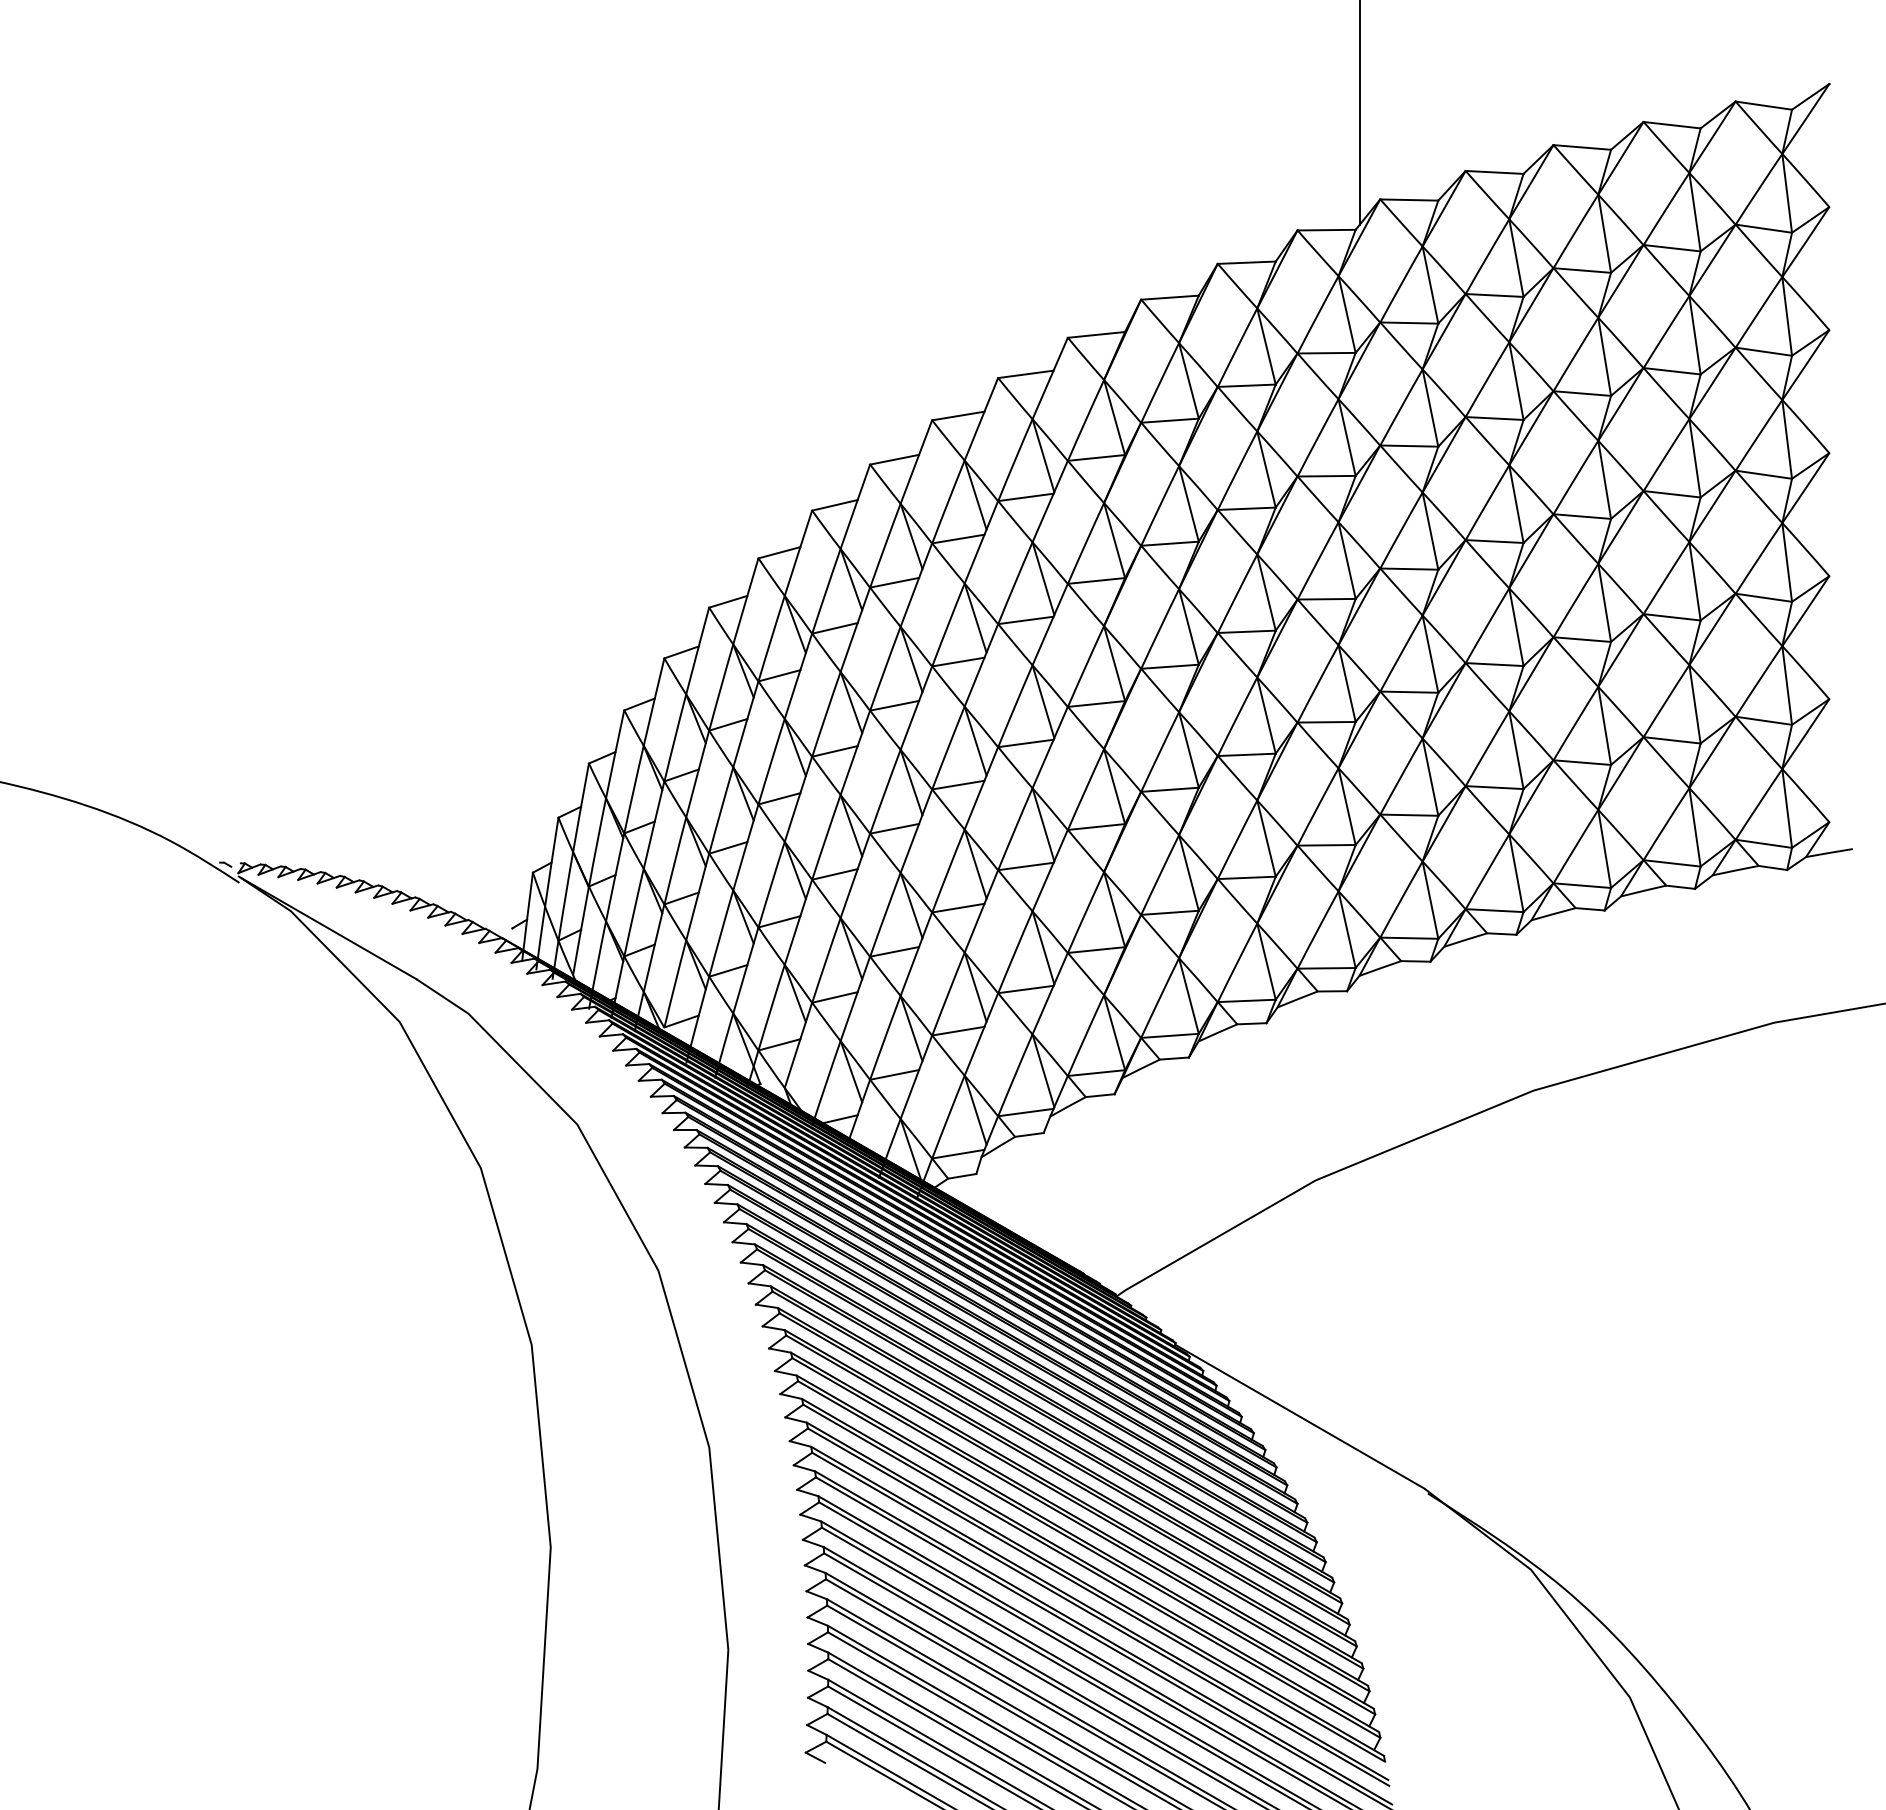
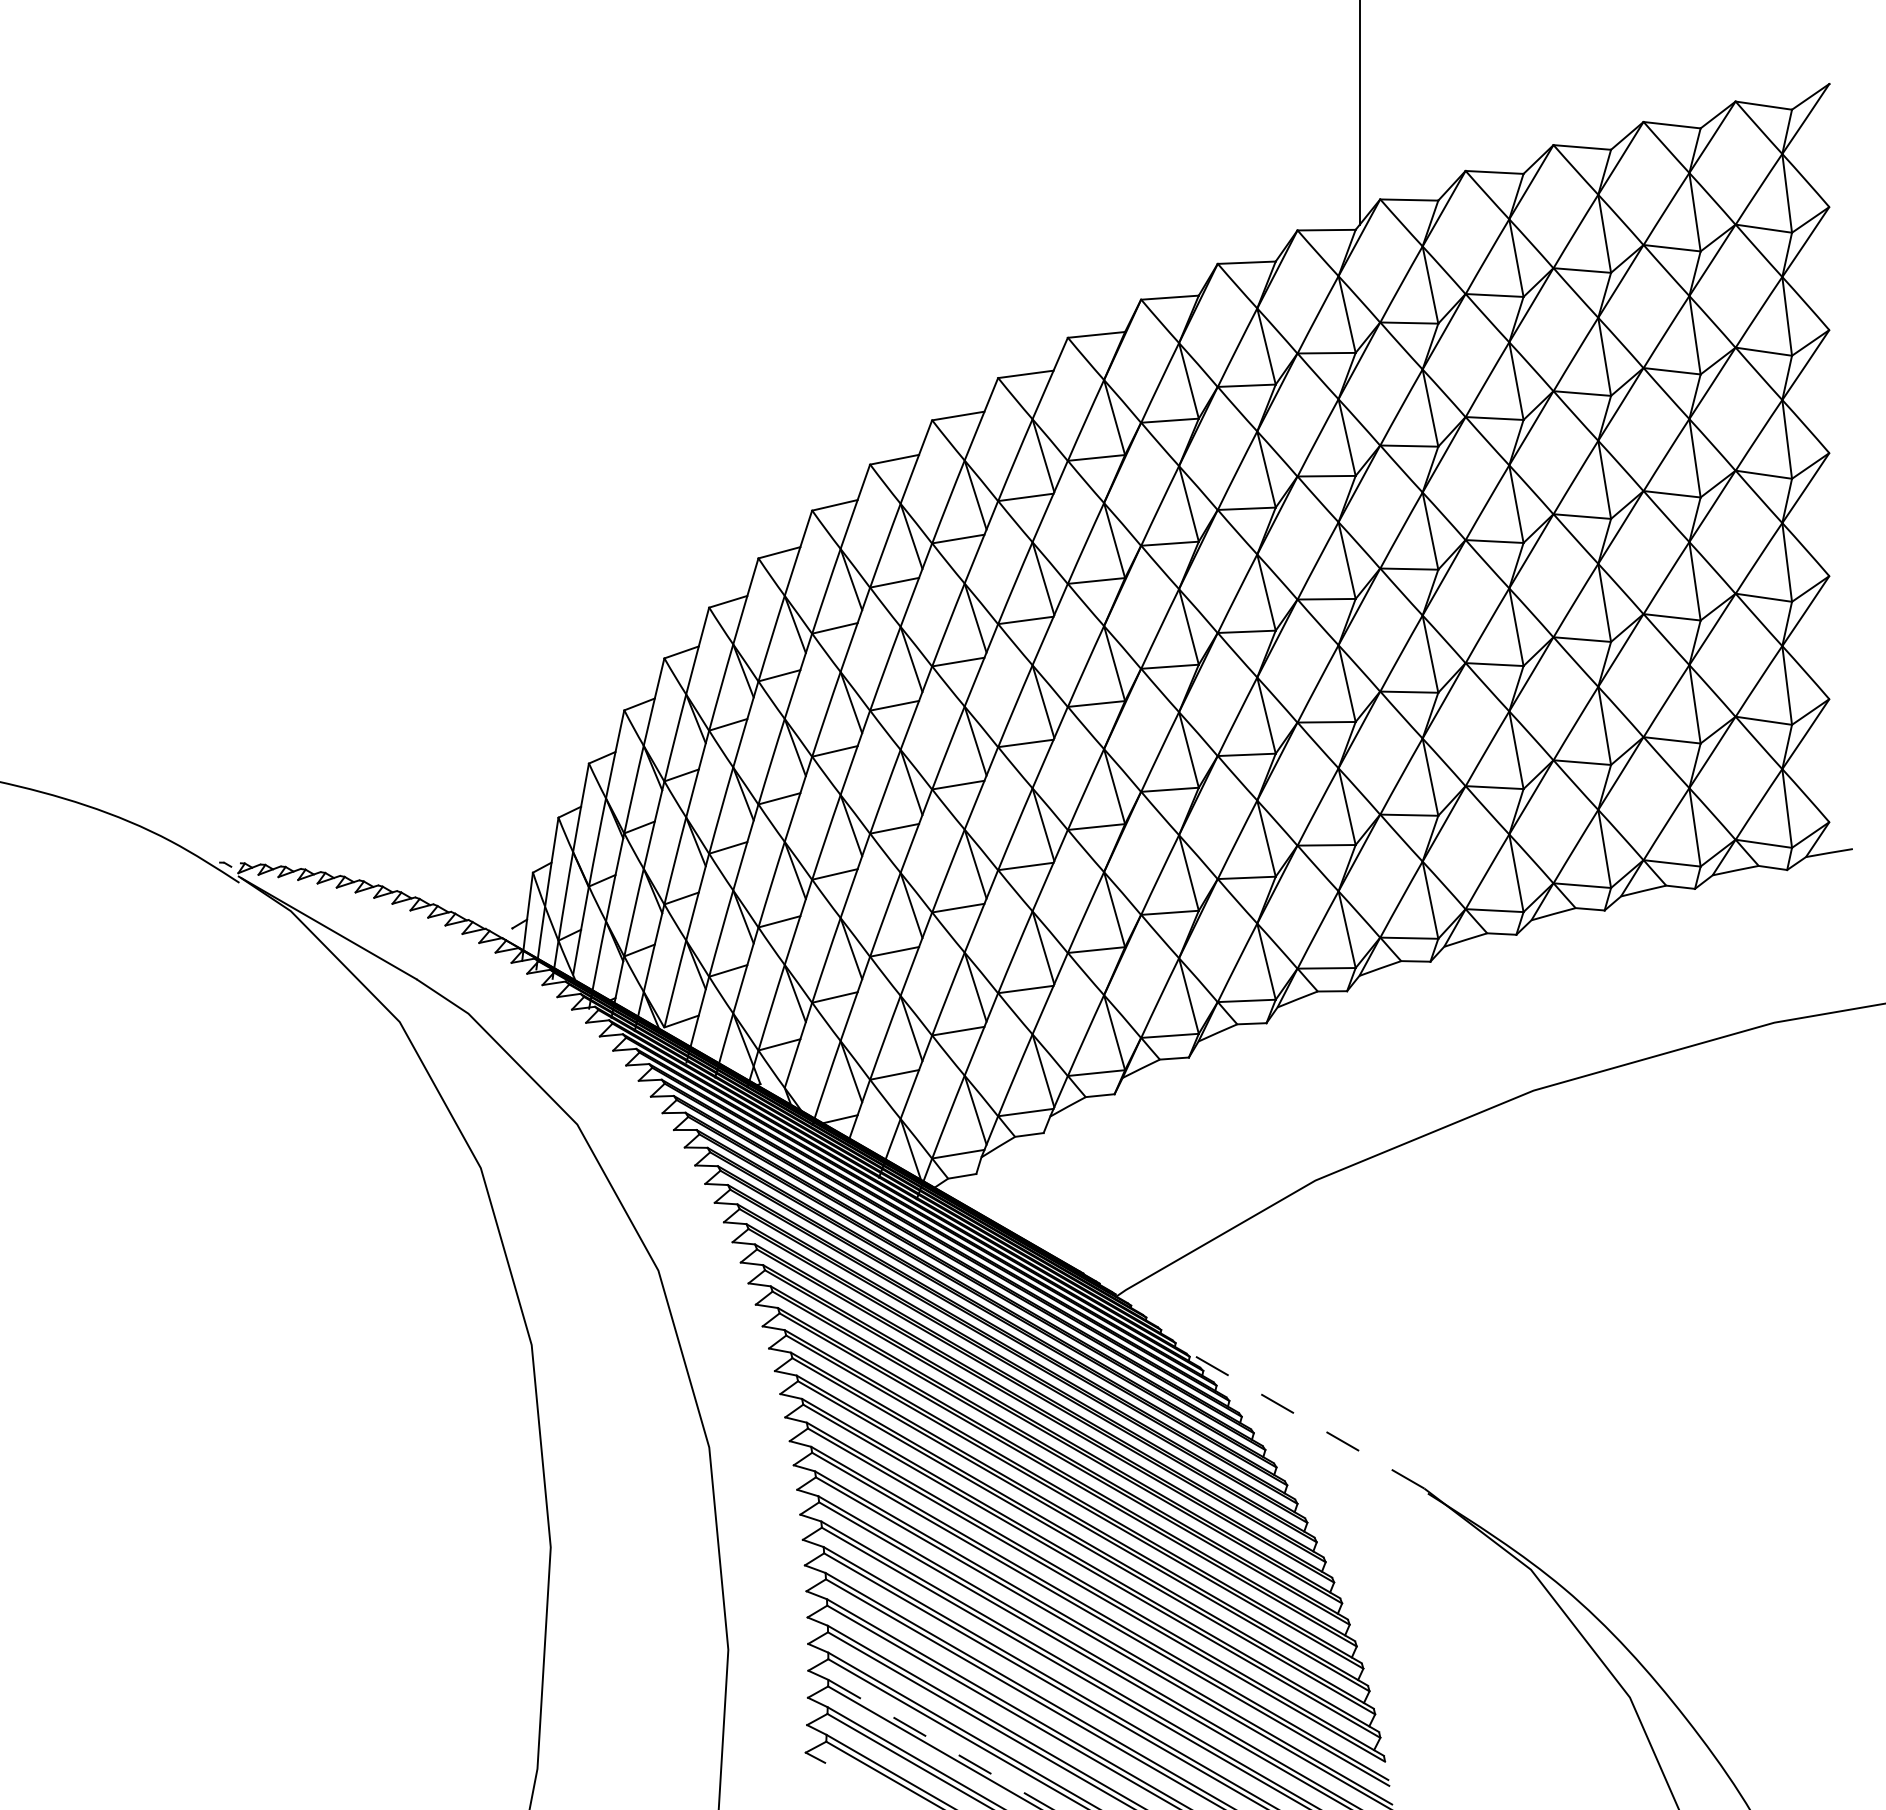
line: solid -> dashed (1299, 1416)
line: solid -> dashed (940, 1744)
